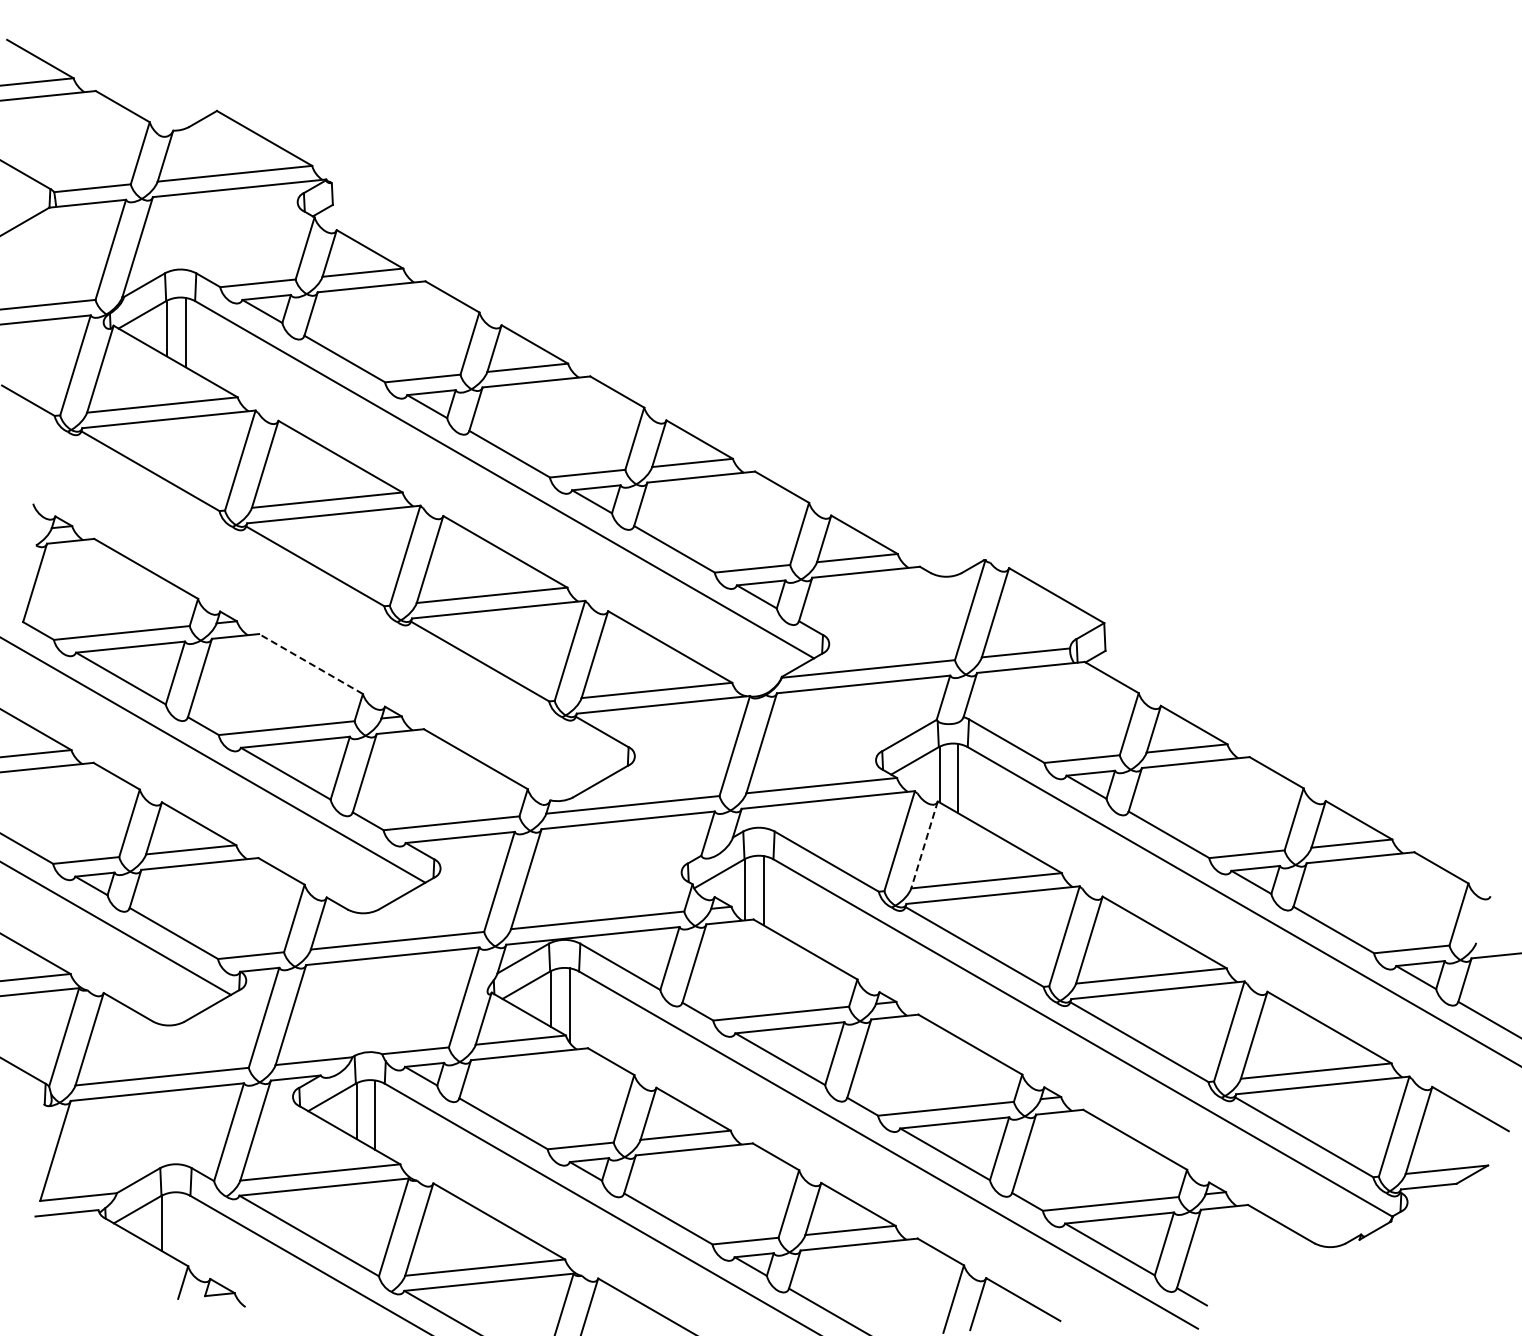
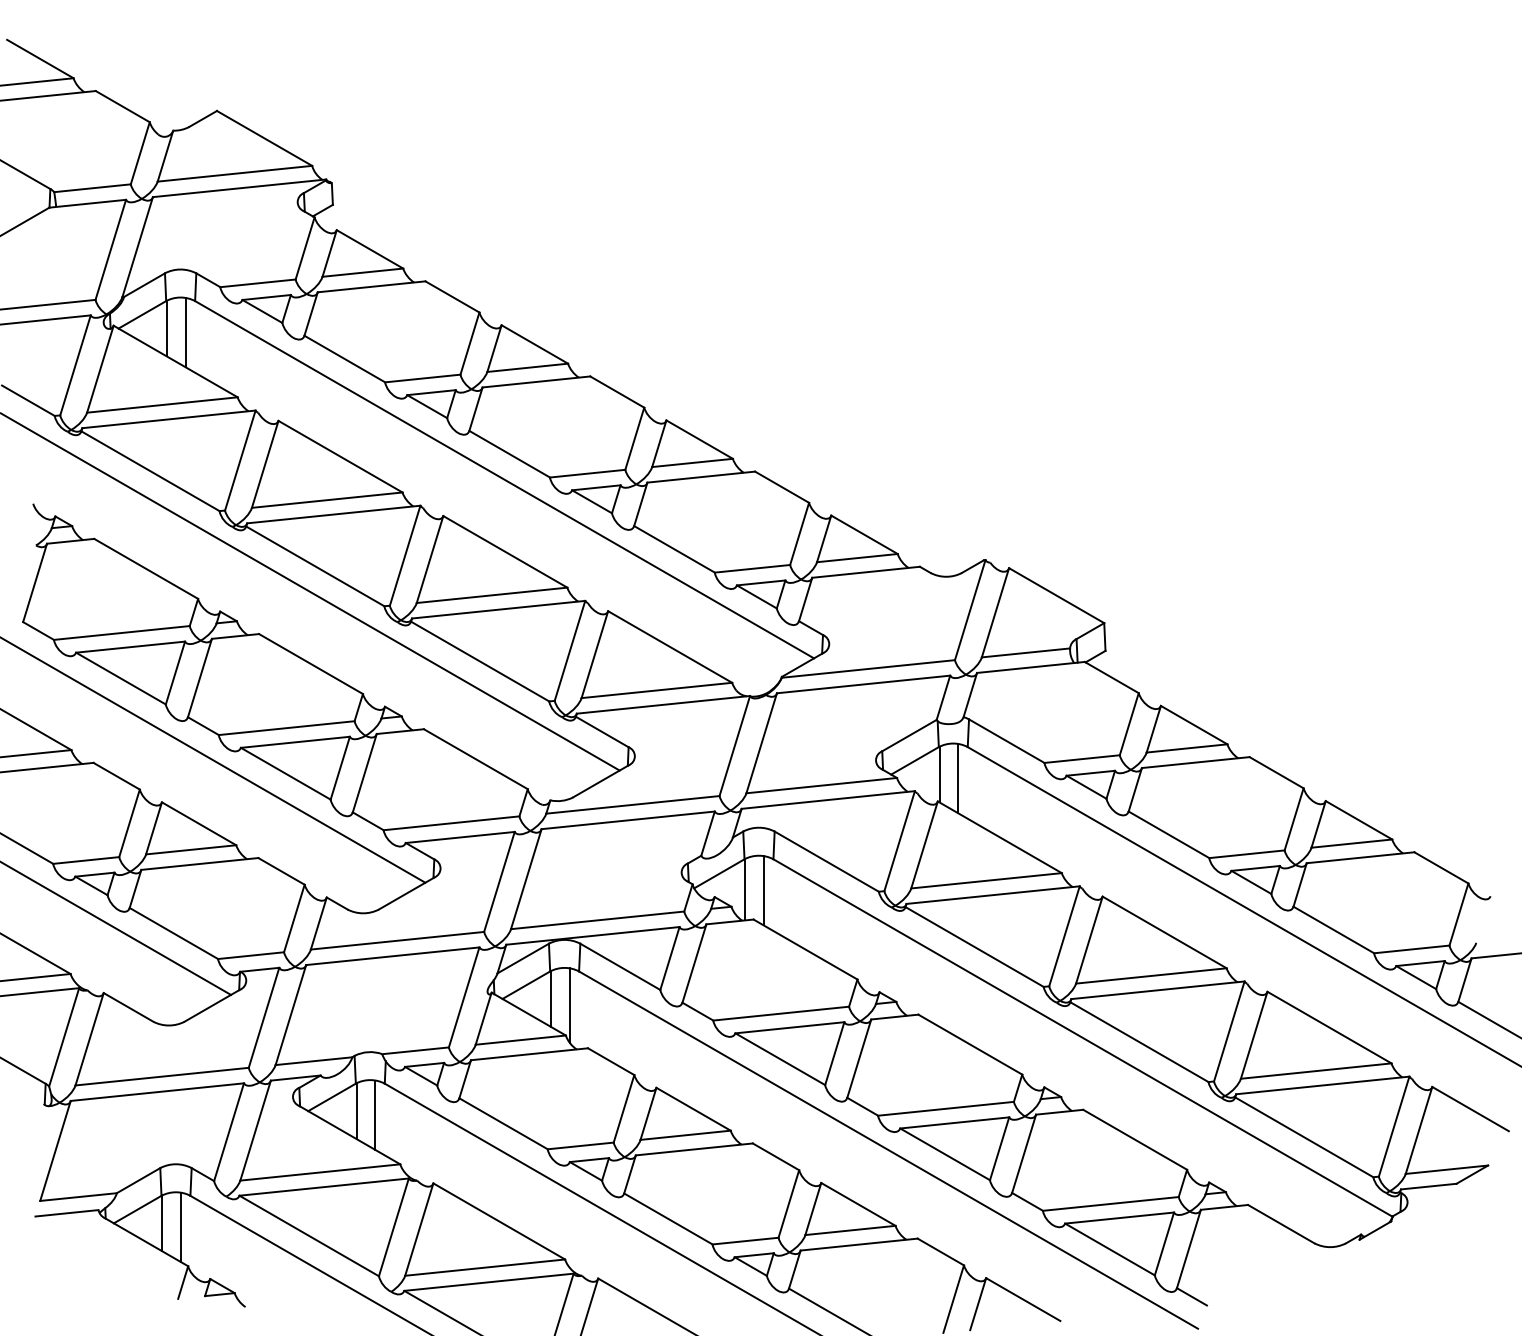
line: none -> present (310, 592)
line: dashed -> solid (311, 664)
line: dashed -> solid (924, 845)
line: none -> present (180, 1227)
